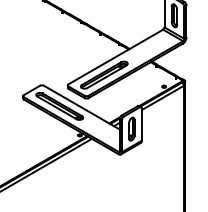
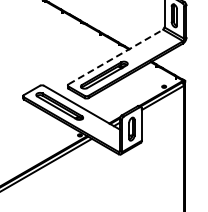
line: solid -> dashed (115, 56)
